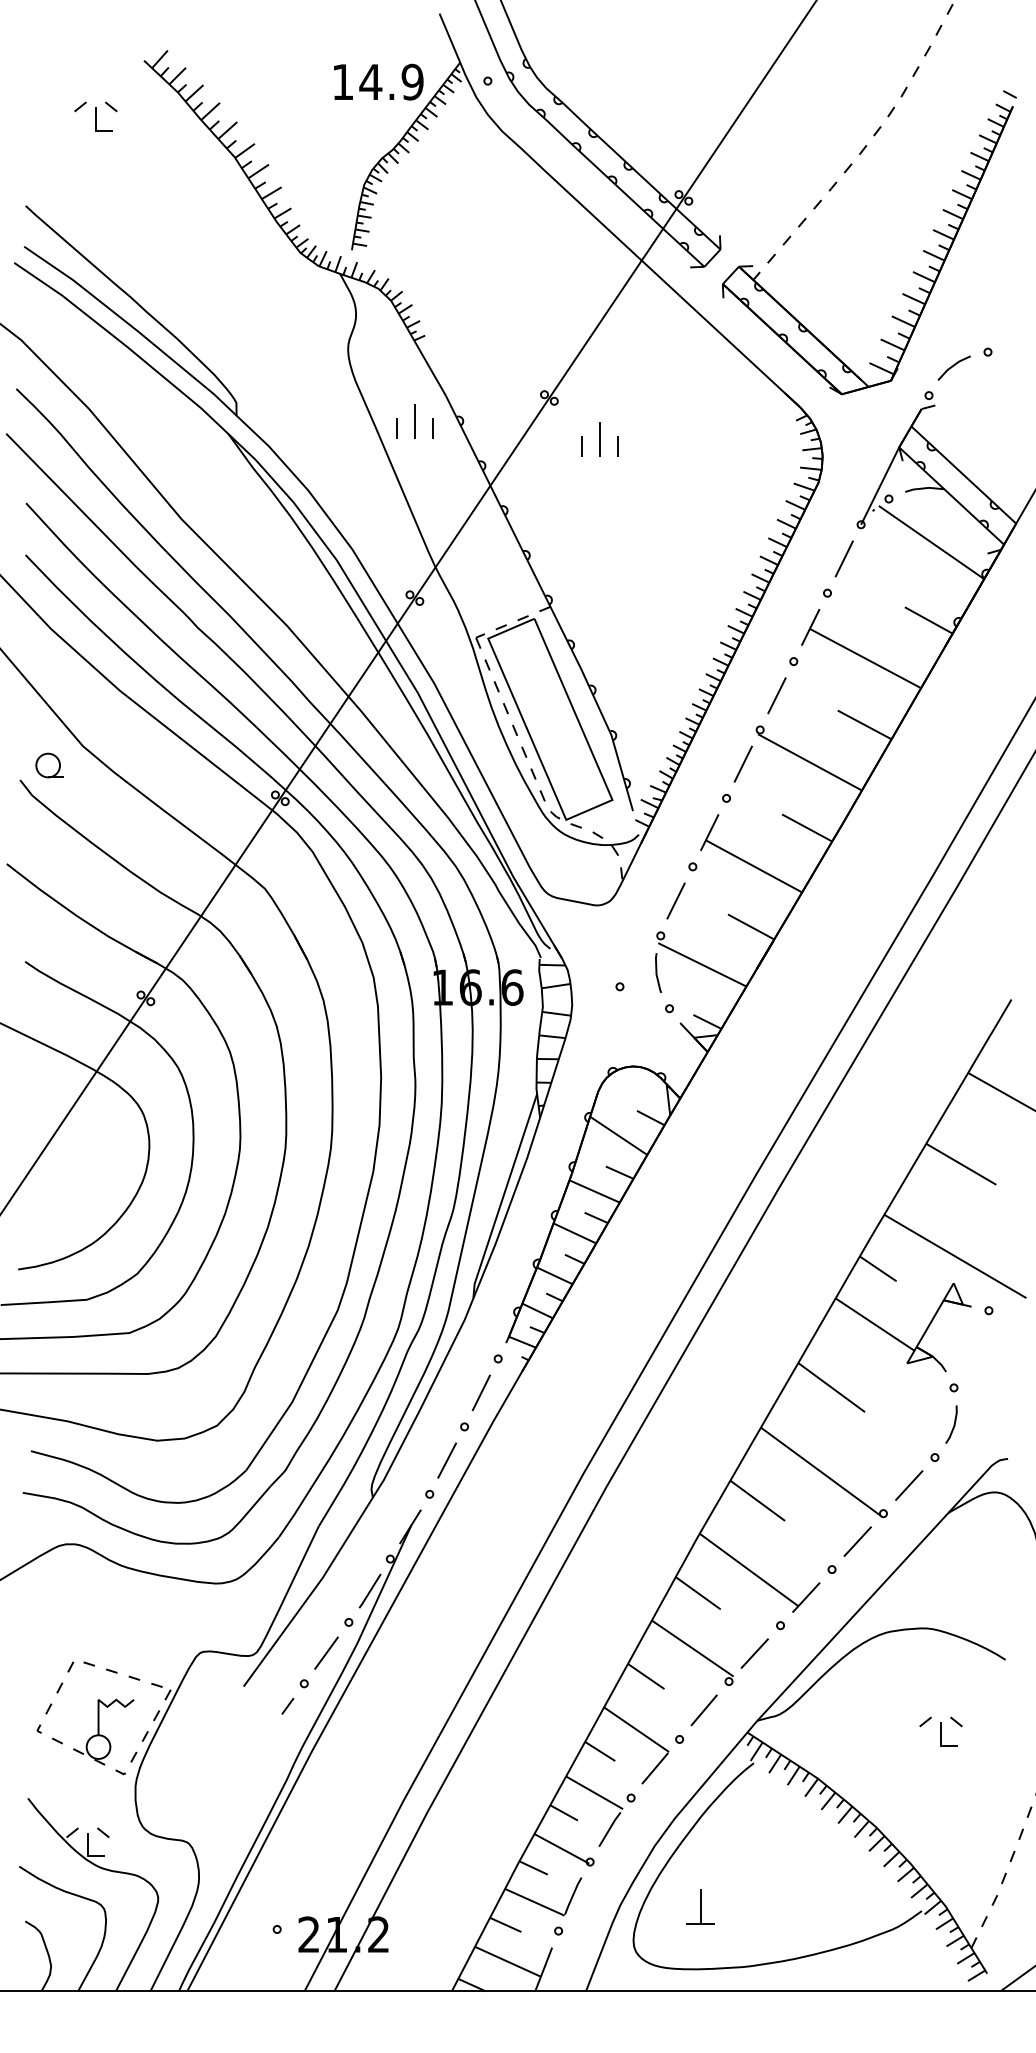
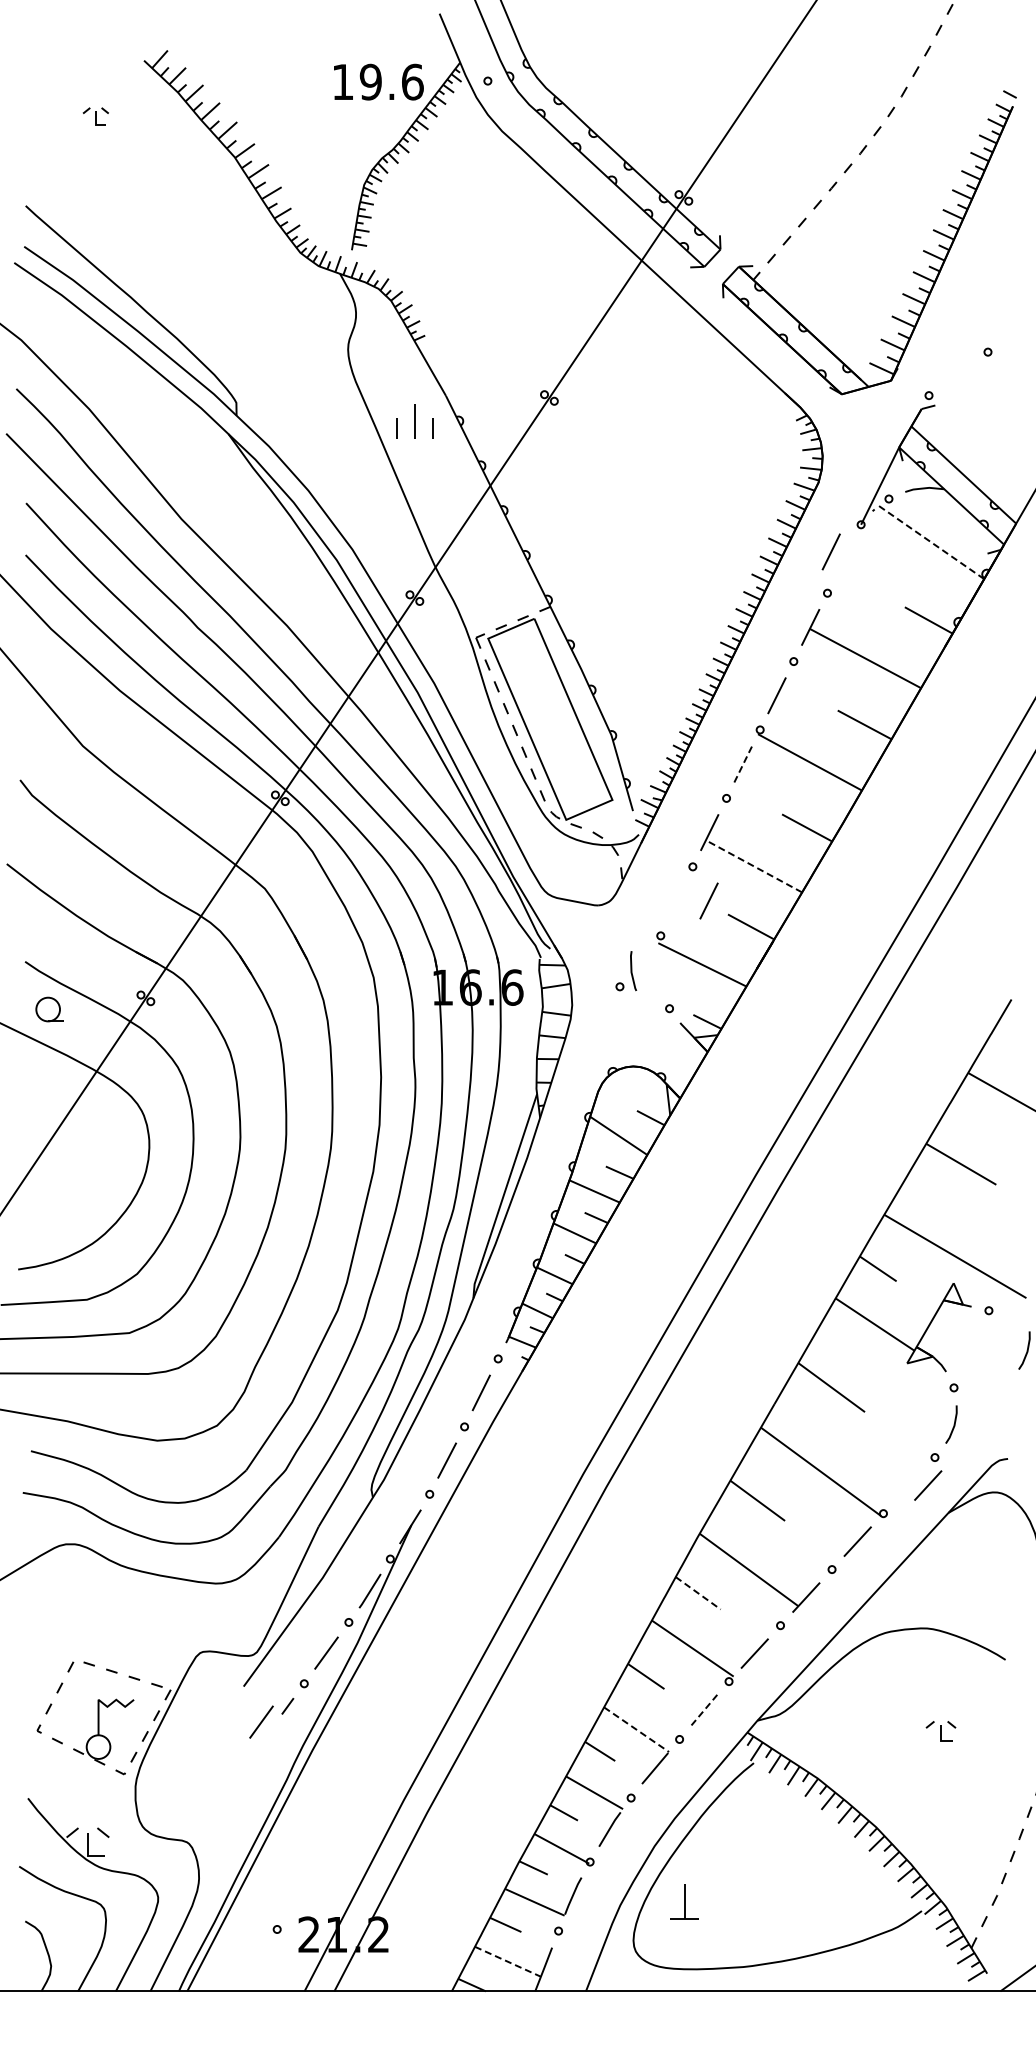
text: 14.9 -> 19.6 (391, 81)
part size: 44x31 px -> 27x19 px (95, 116)
line: present -> none (953, 366)
part: present -> none (599, 439)
line: solid -> dashed (931, 542)
line position: (843, 558) -> (830, 551) (830, 551)
line: solid -> dashed (743, 763)
part position: (49, 765) -> (49, 1009) (49, 1009)
line: solid -> dashed (754, 866)
line position: (675, 900) -> (708, 900) (708, 900)
curve position: (657, 973) -> (632, 971) (632, 971)
curve: none -> present (1026, 1350)
line position: (909, 1485) -> (928, 1485) (928, 1485)
line: solid -> dashed (698, 1593)
line: solid -> dashed (704, 1710)
line: none -> present (261, 1721)
line: solid -> dashed (636, 1729)
part size: 44x31 px -> 32x21 px (940, 1731)
part position: (700, 1906) -> (684, 1901) (684, 1901)
line: solid -> dashed (508, 1961)
